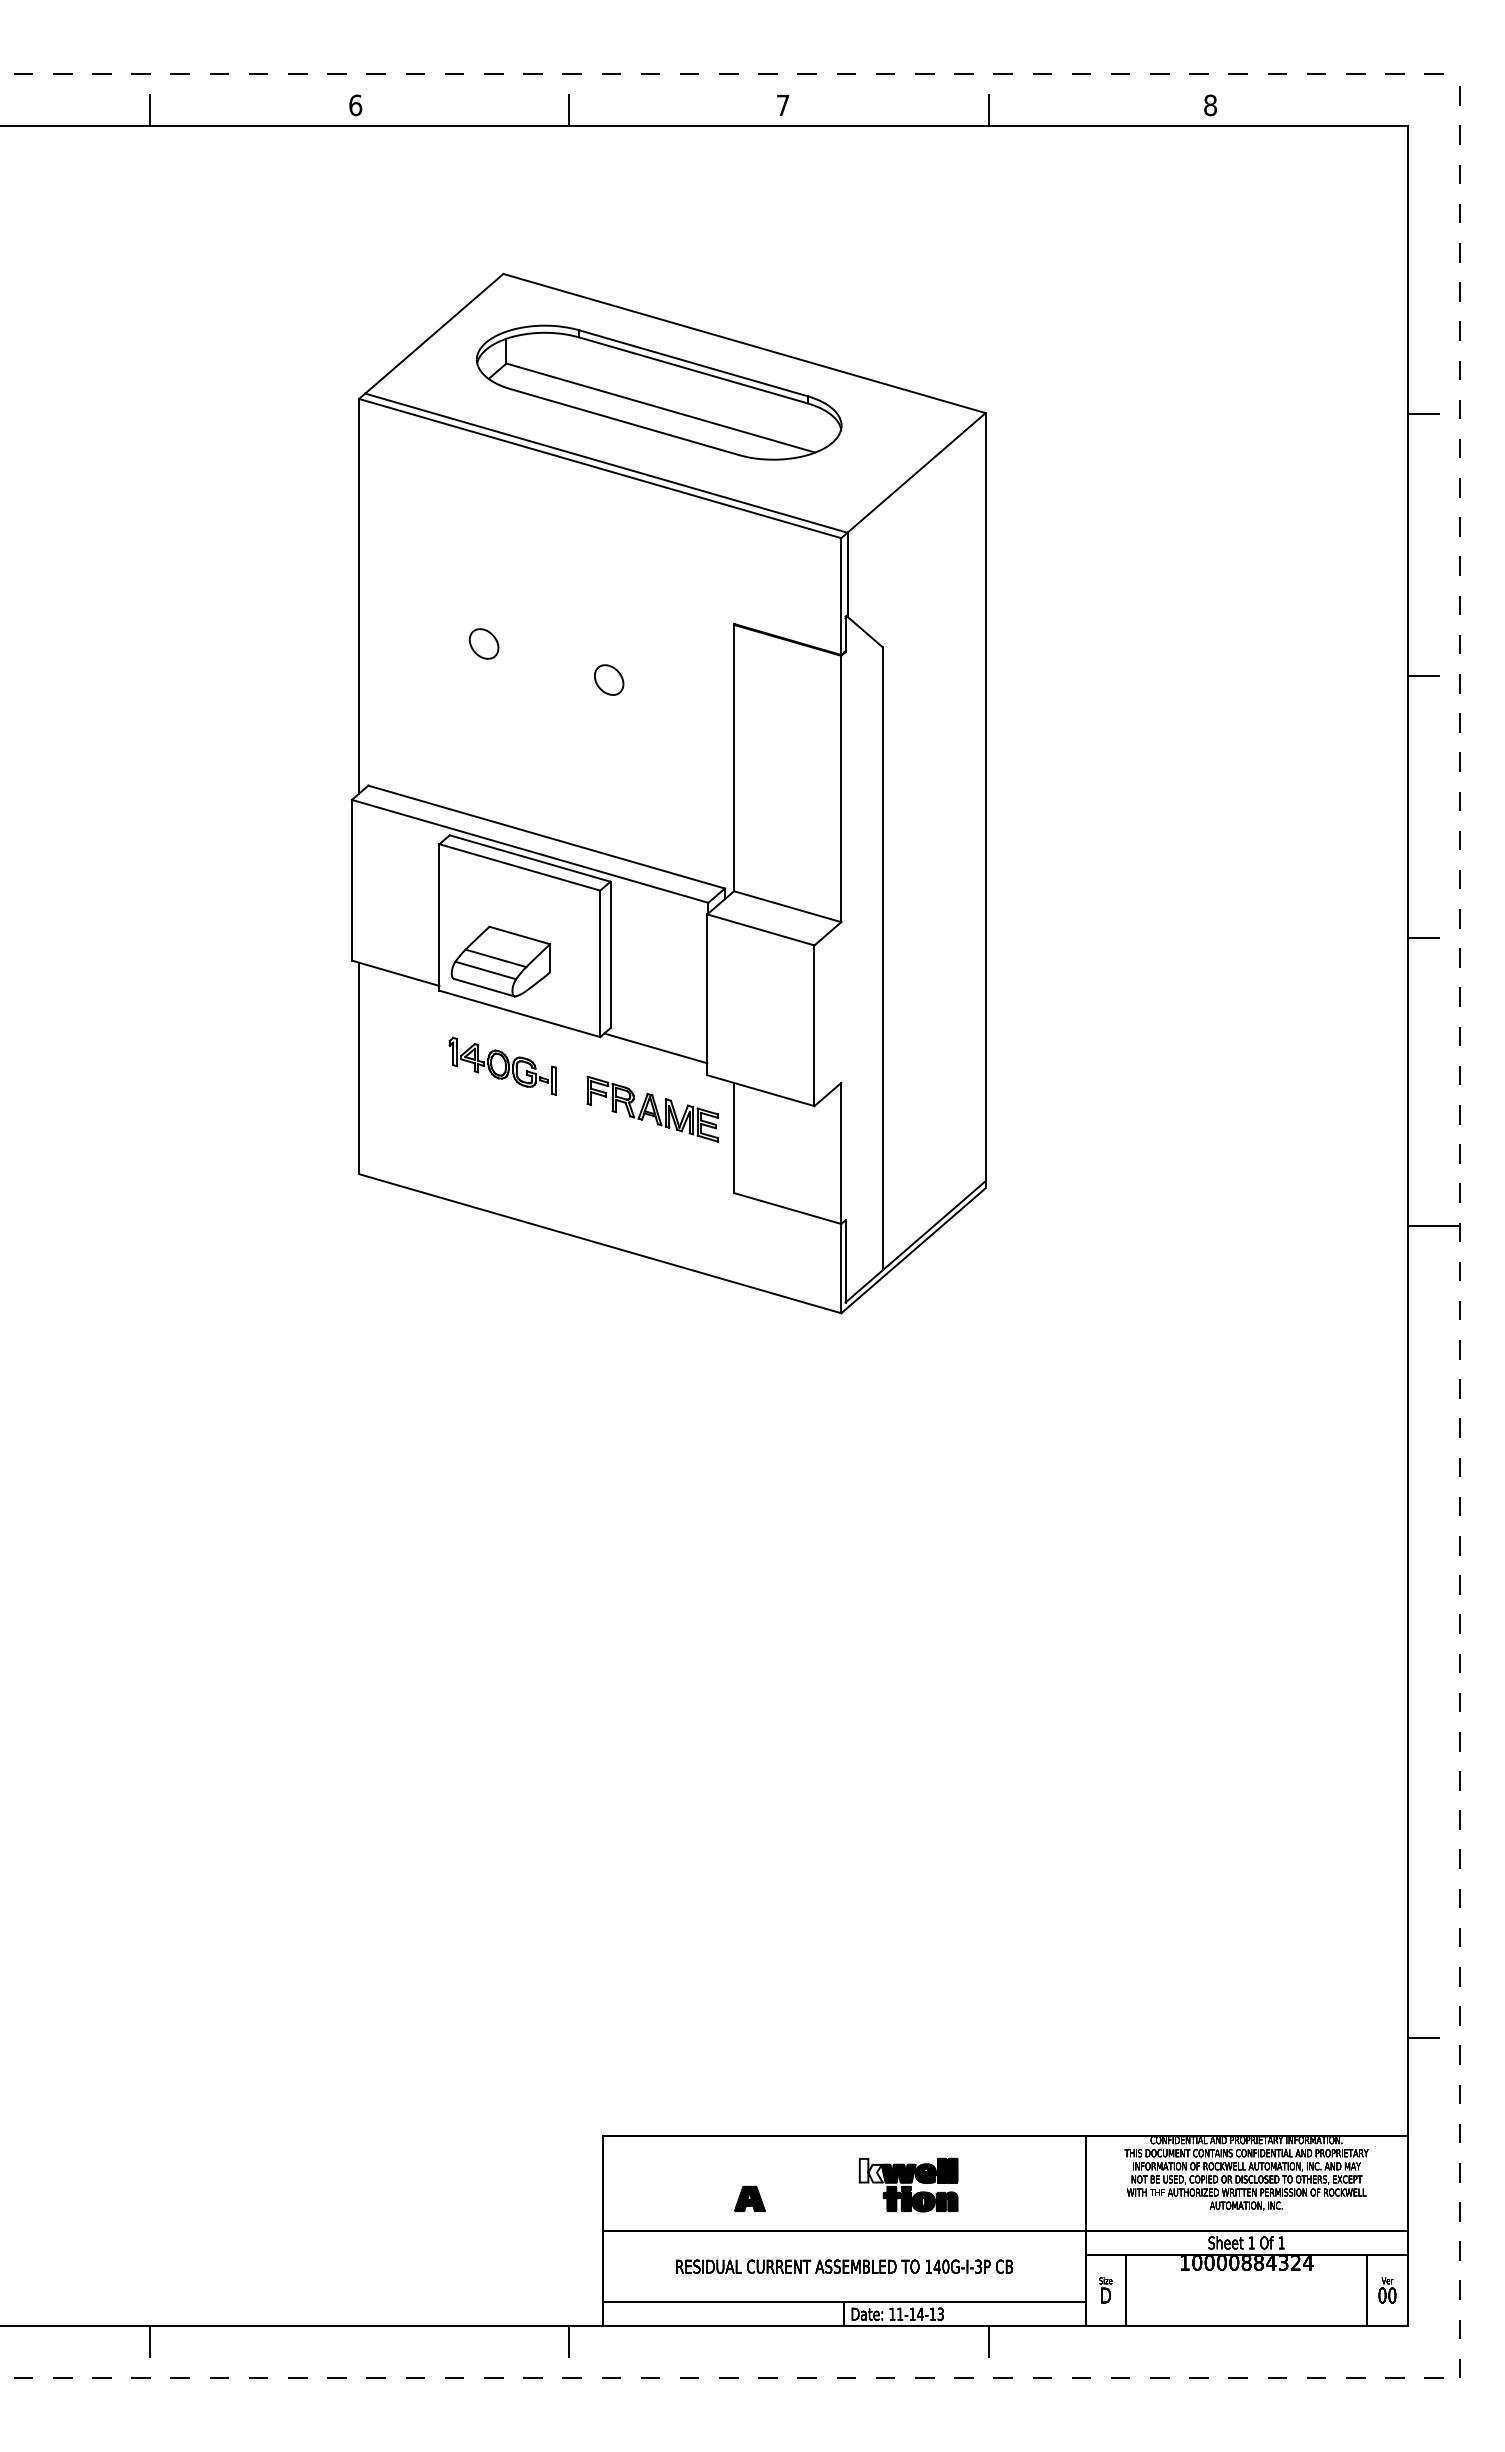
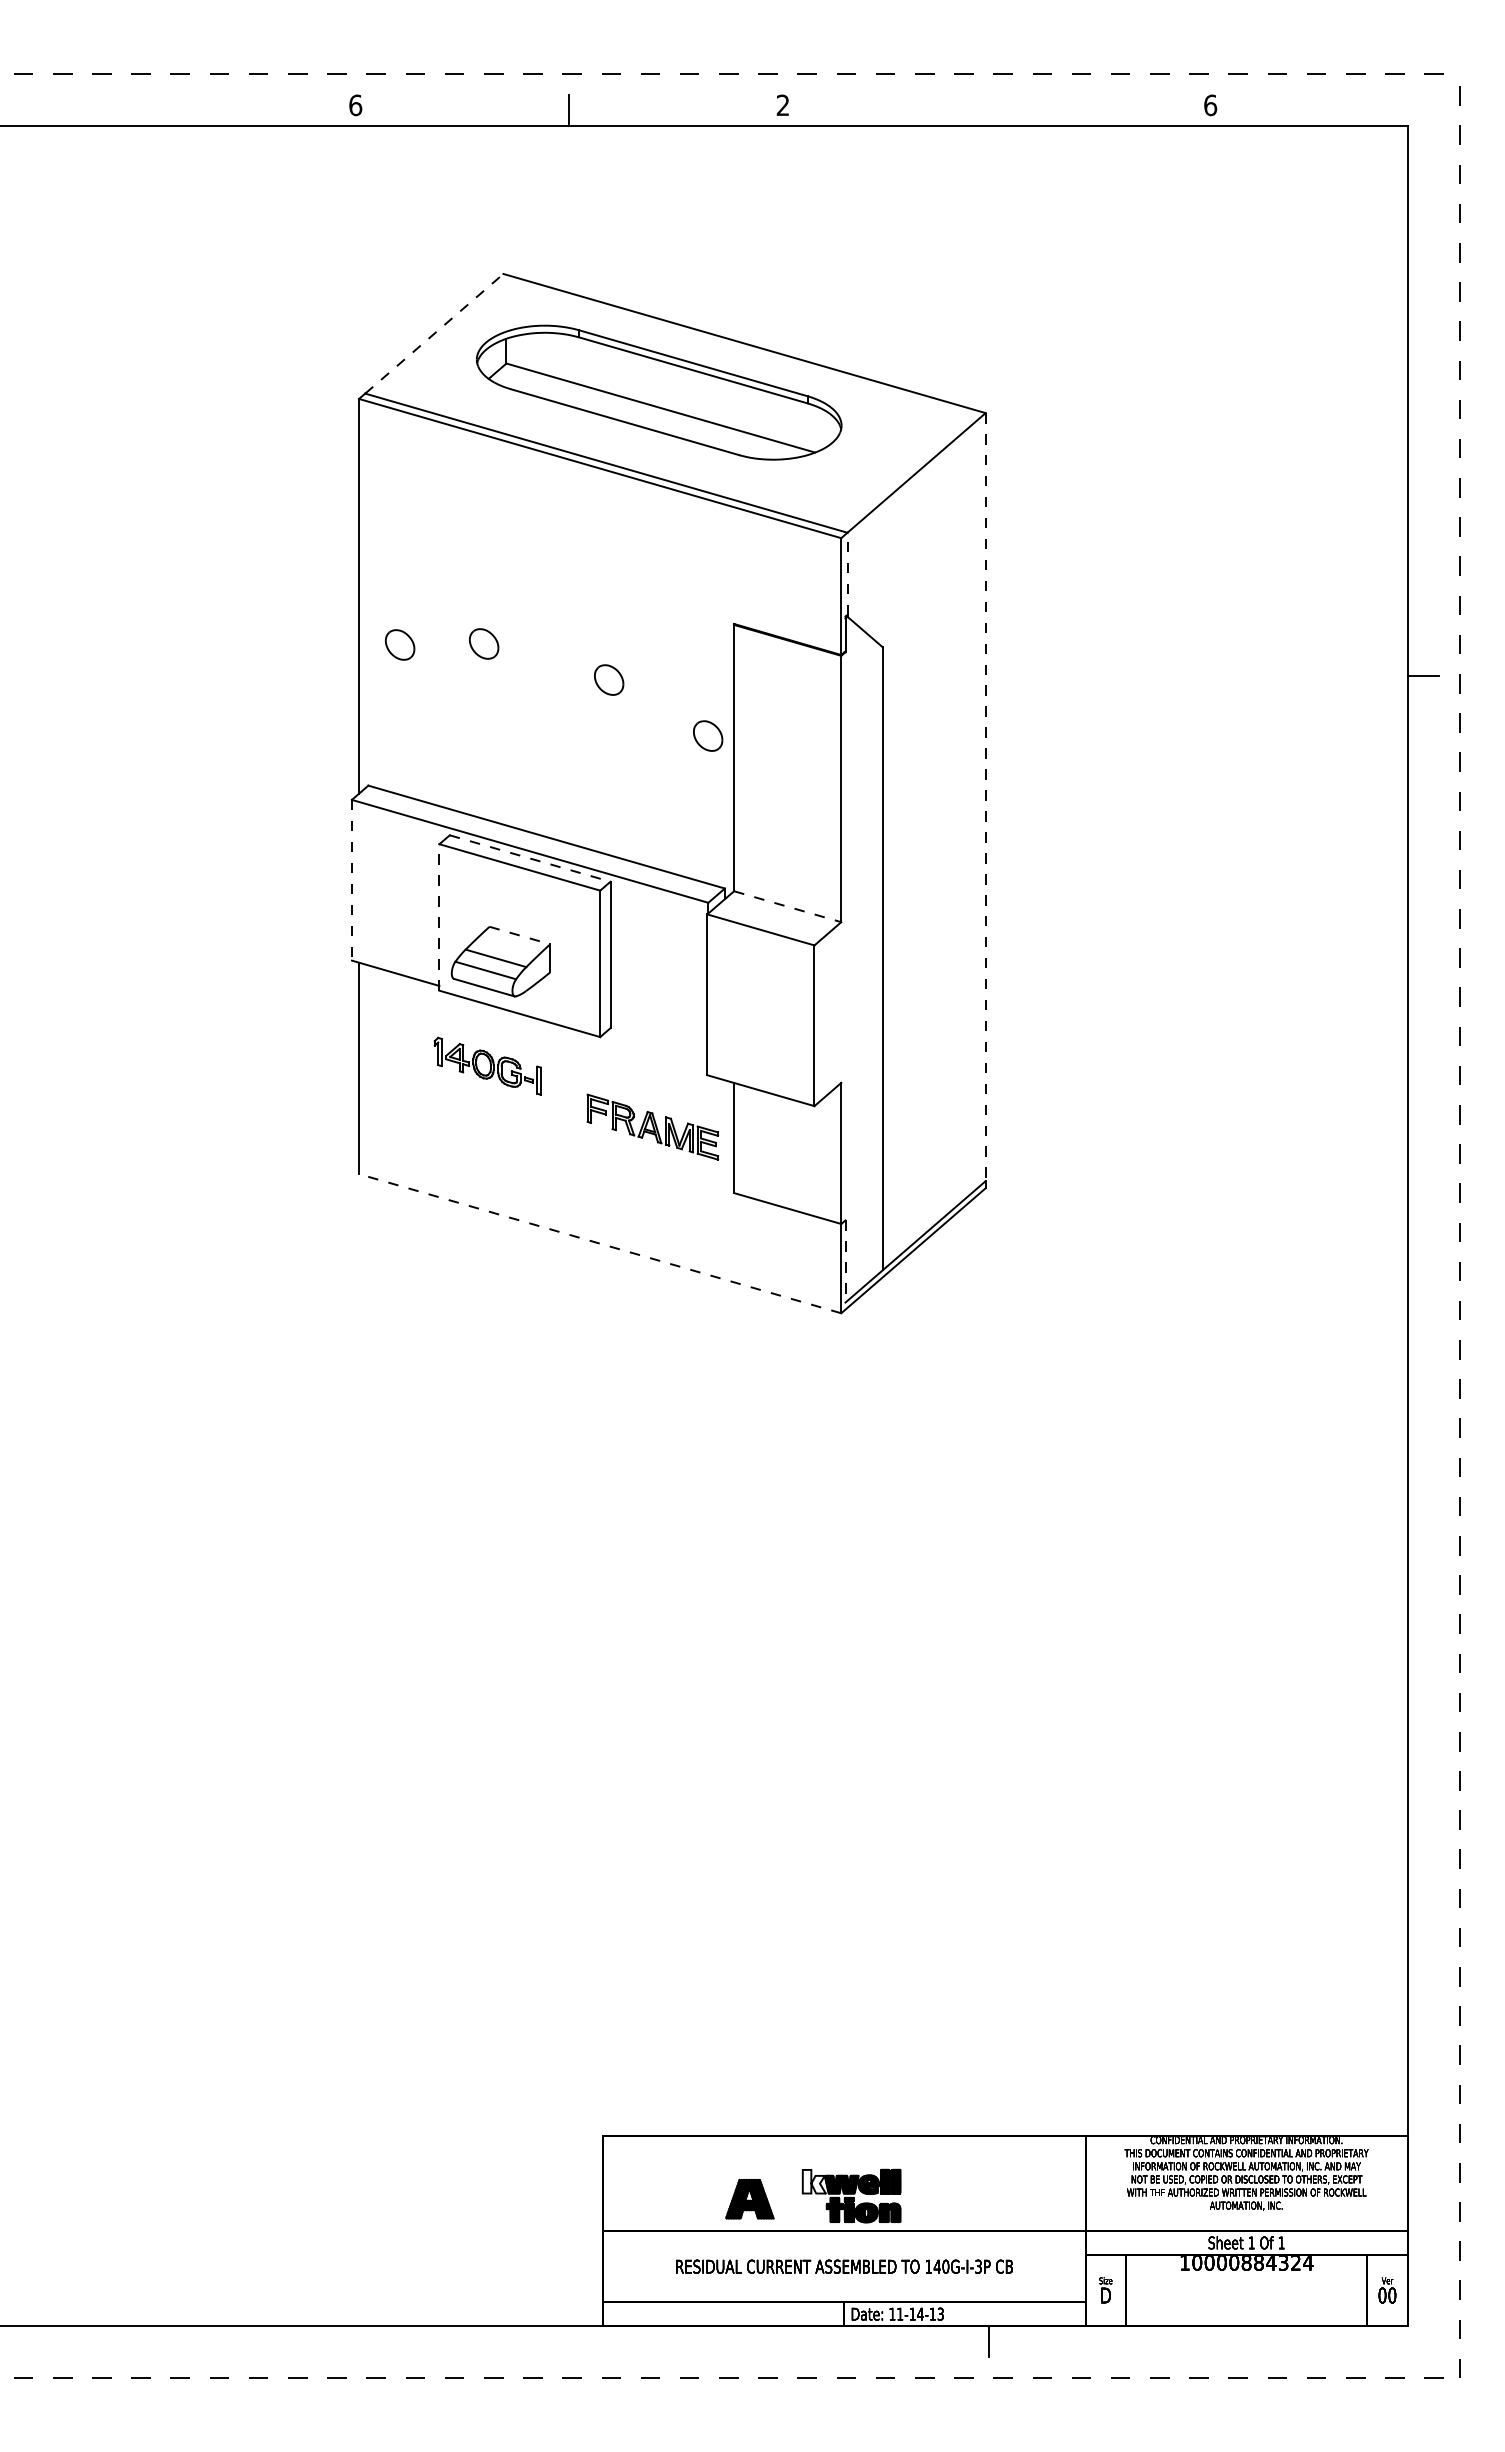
text: 7 -> 2 (782, 104)
text: 8 -> 6 (1210, 105)
line: present -> none (150, 109)
line: present -> none (988, 109)
line: solid -> dashed (434, 333)
line: present -> none (1423, 414)
line: solid -> dashed (847, 573)
part: none -> present (400, 644)
part: none -> present (708, 735)
line: solid -> dashed (985, 797)
line: solid -> dashed (530, 858)
line: solid -> dashed (351, 880)
line: solid -> dashed (787, 906)
line: solid -> dashed (439, 916)
line: solid -> dashed (519, 935)
line: present -> none (1423, 937)
line: present -> none (655, 1048)
part position: (502, 1065) -> (487, 1065) (487, 1065)
part position: (652, 1108) -> (652, 1126) (652, 1126)
line: present -> none (1433, 1226)
line: solid -> dashed (600, 1243)
line: solid -> dashed (845, 1262)
line: present -> none (1423, 2037)
part position: (908, 2184) -> (851, 2195) (851, 2195)
part size: 32x27 px -> 50x41 px (749, 2199)
line: present -> none (150, 2341)
line: present -> none (569, 2341)
